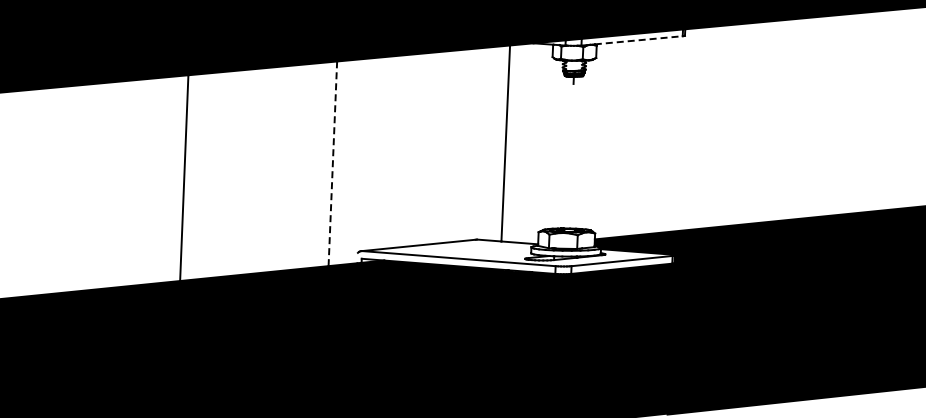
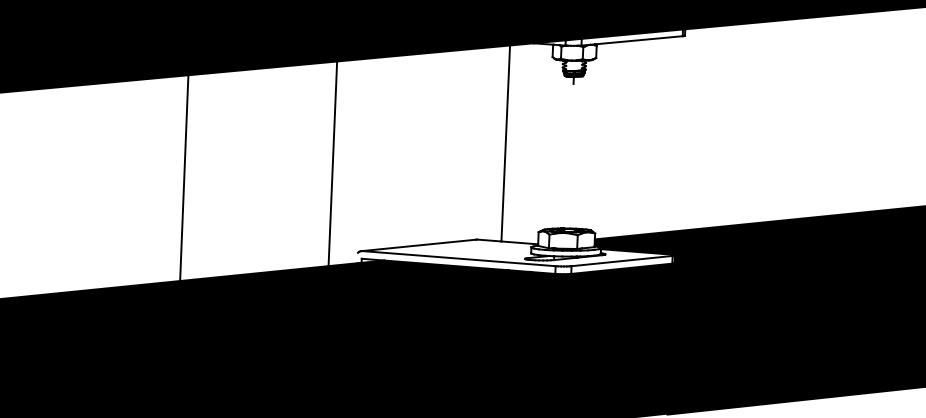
line: dashed -> solid (639, 40)
line: dashed -> solid (332, 163)
